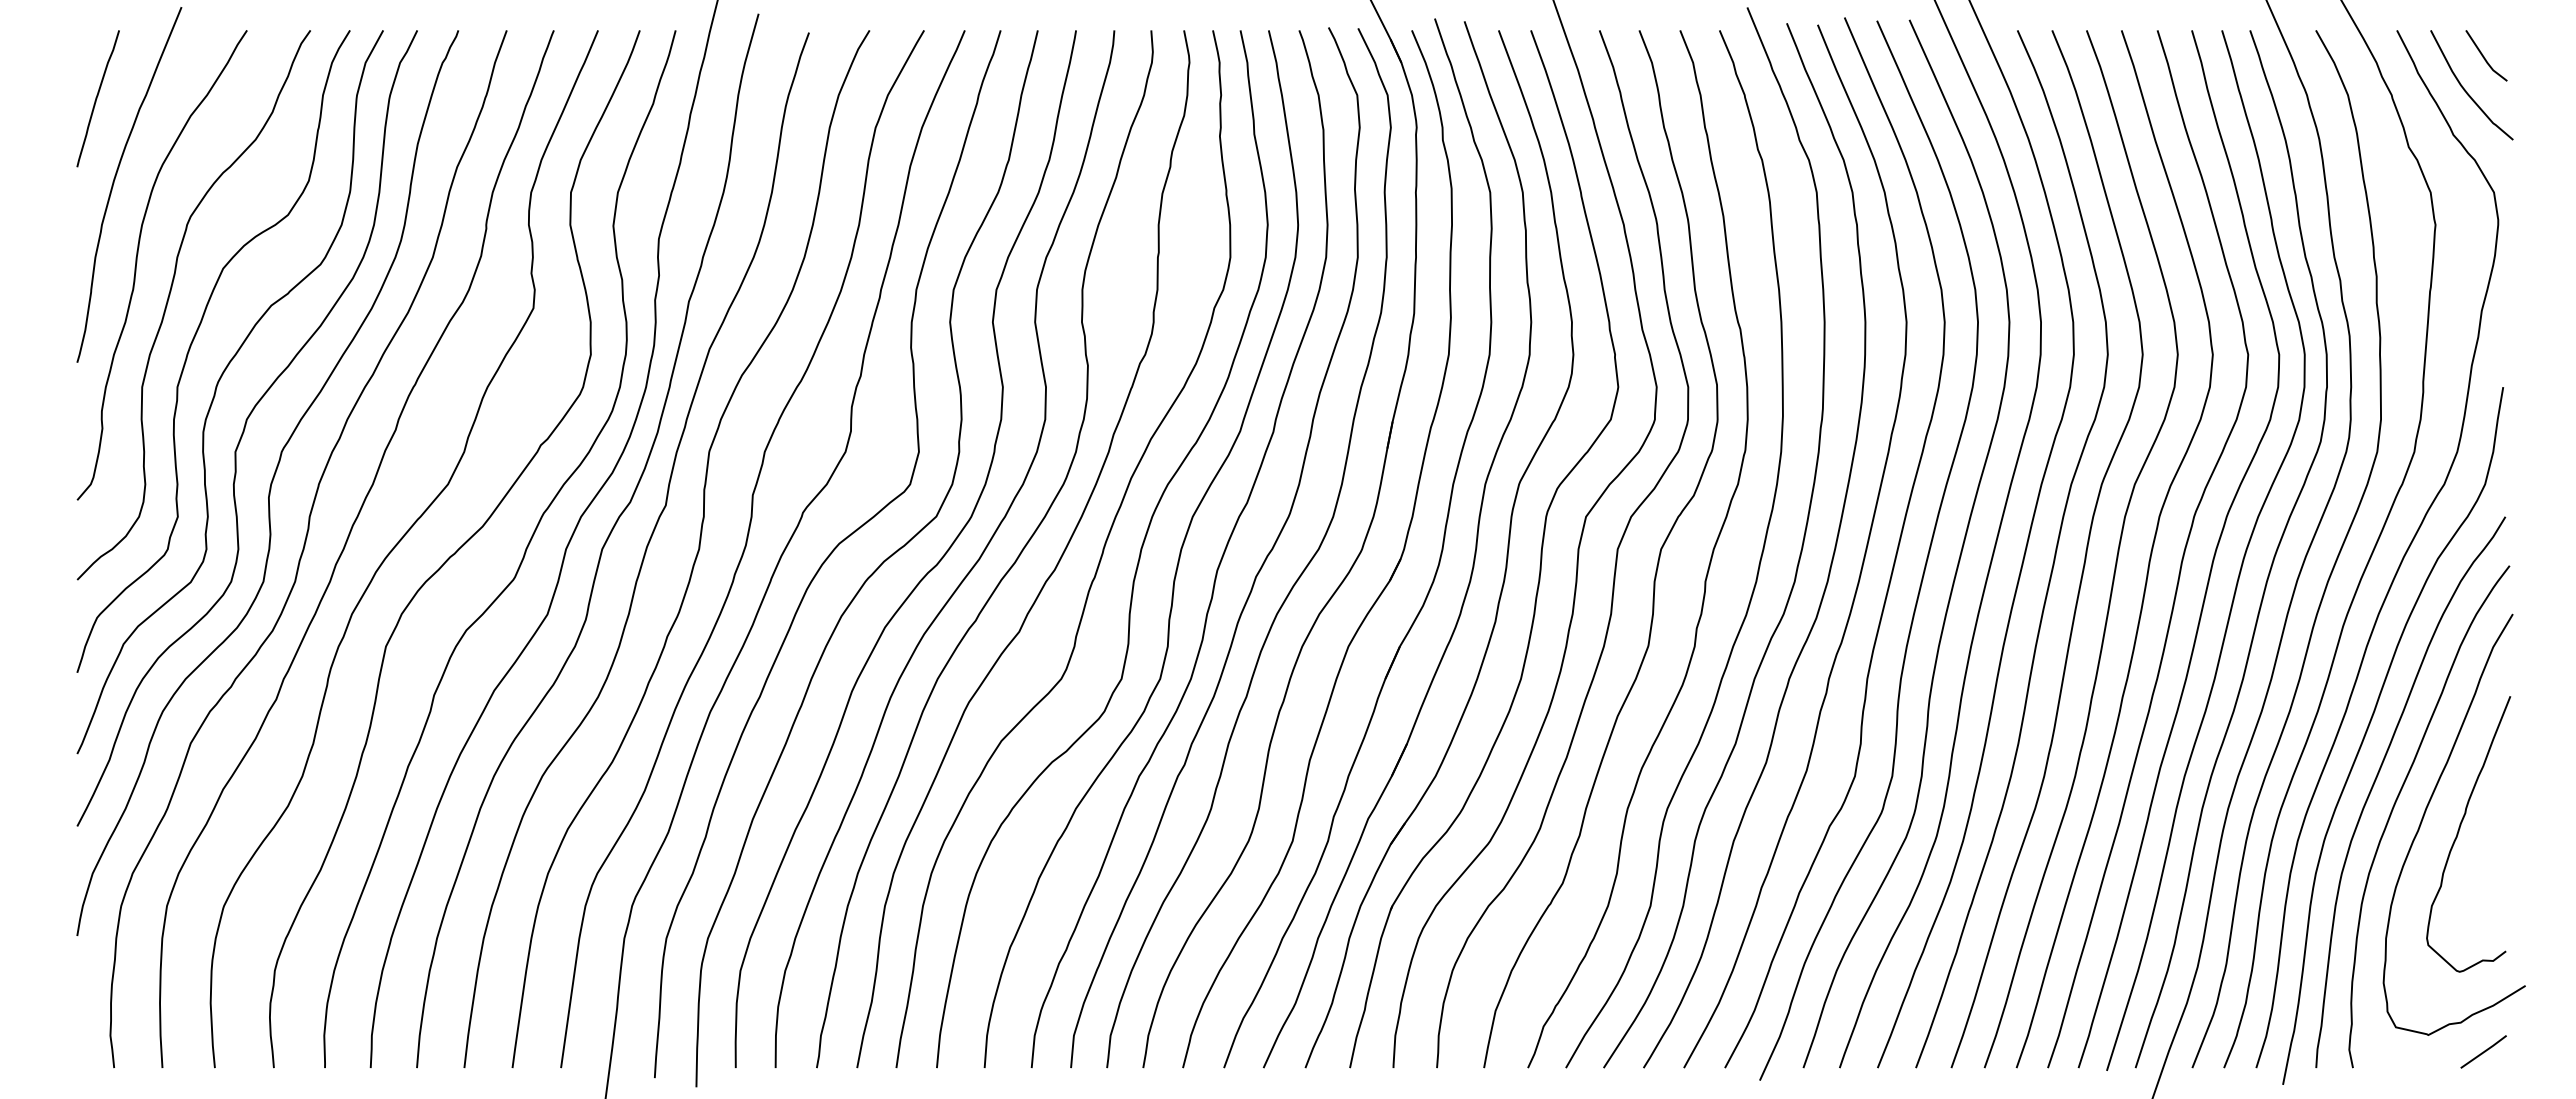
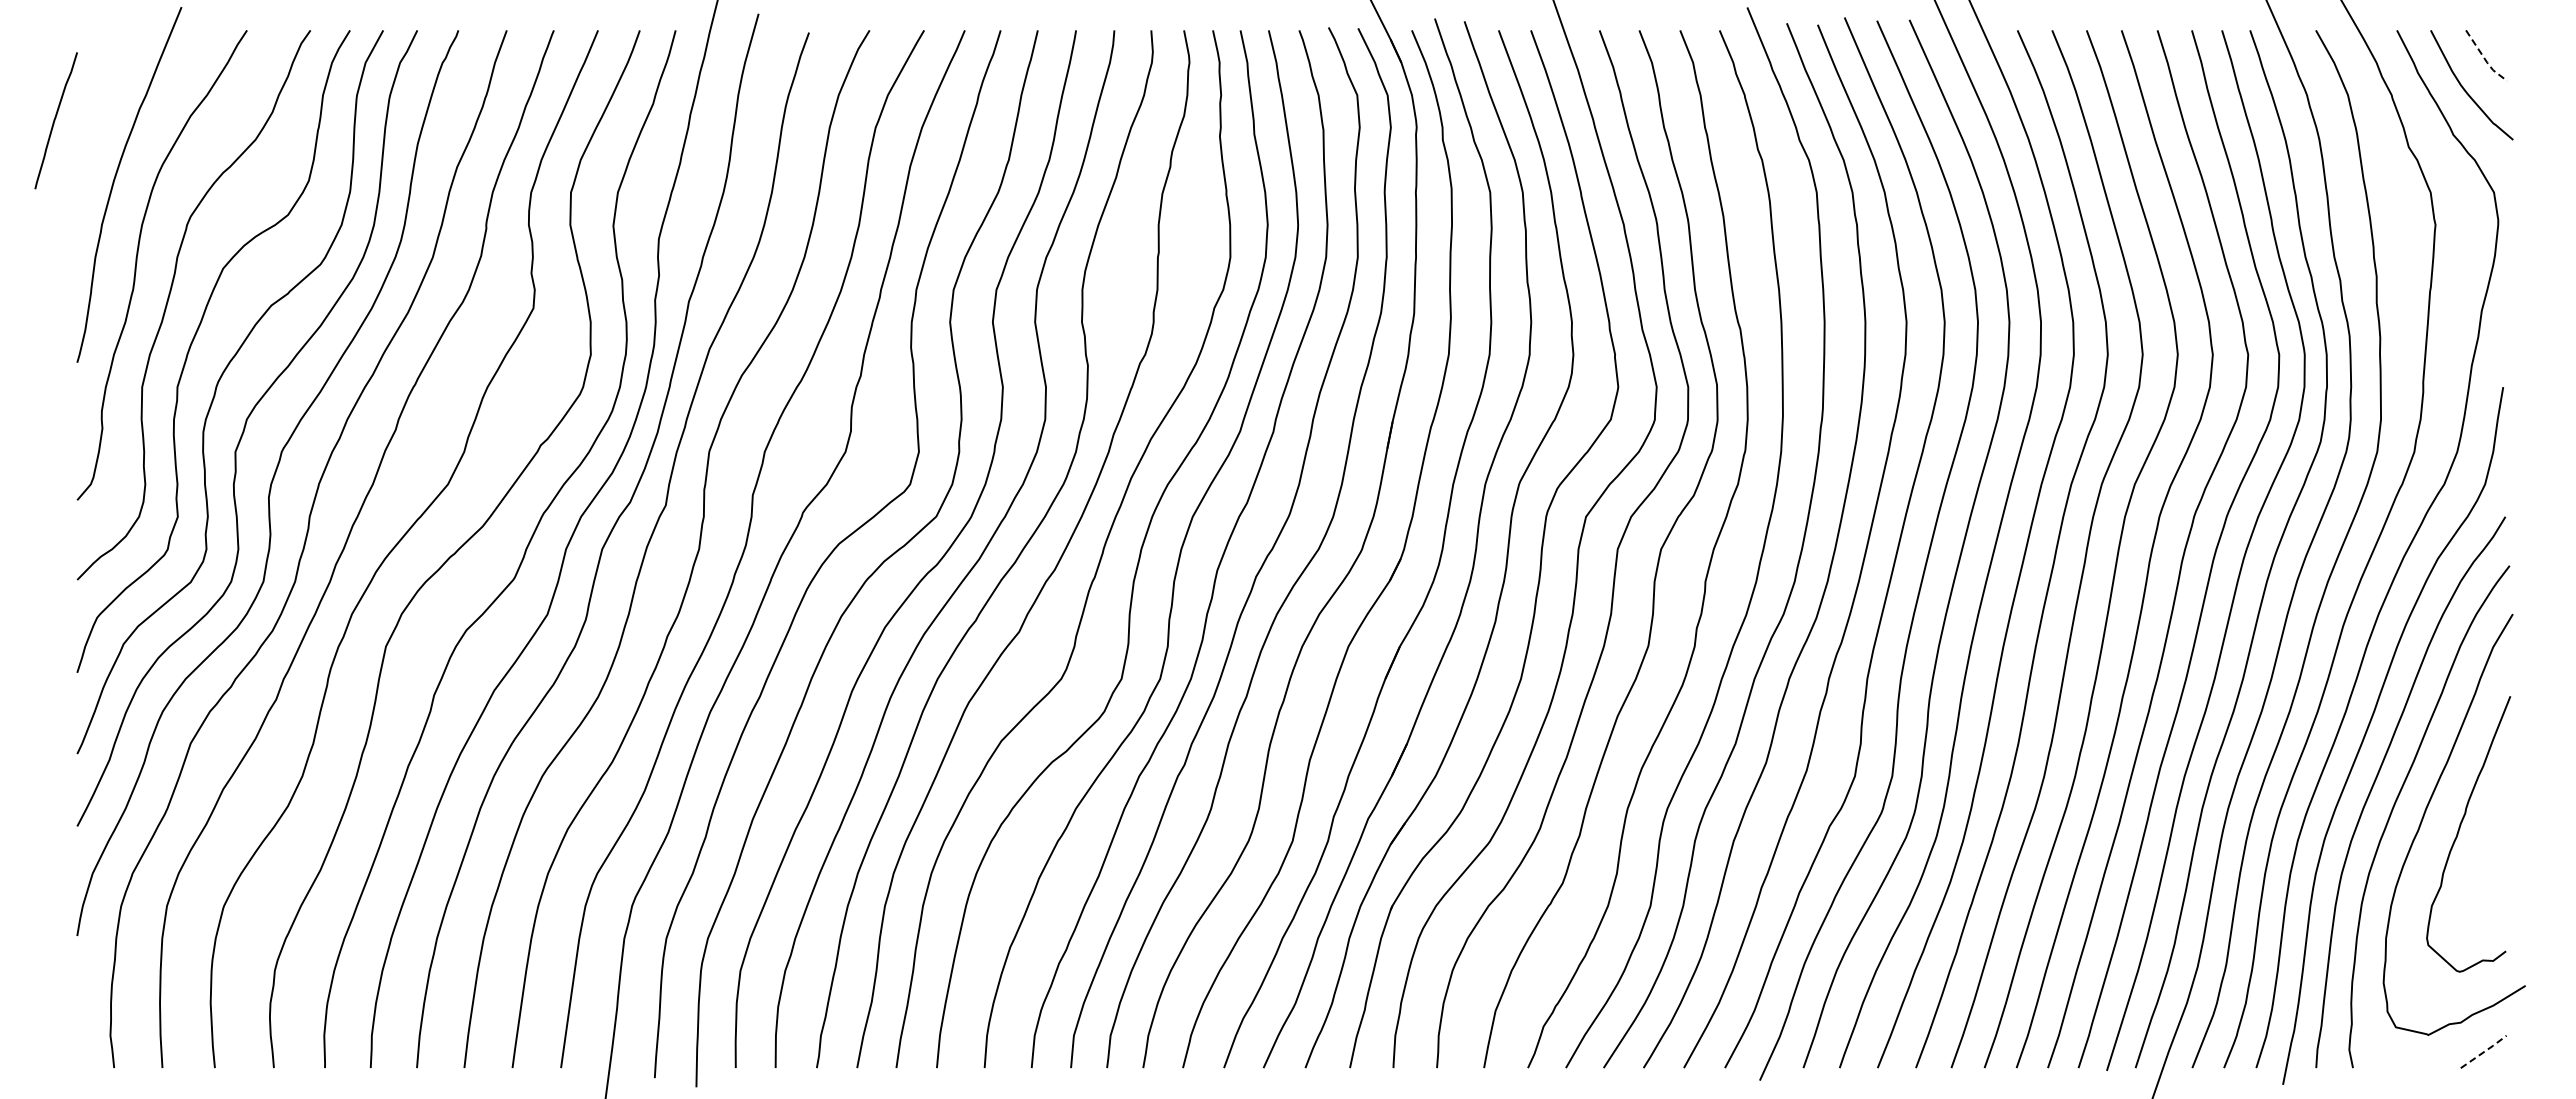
line: solid -> dashed (2485, 59)
curve position: (97, 98) -> (55, 120) (55, 120)
line: solid -> dashed (2484, 1051)
